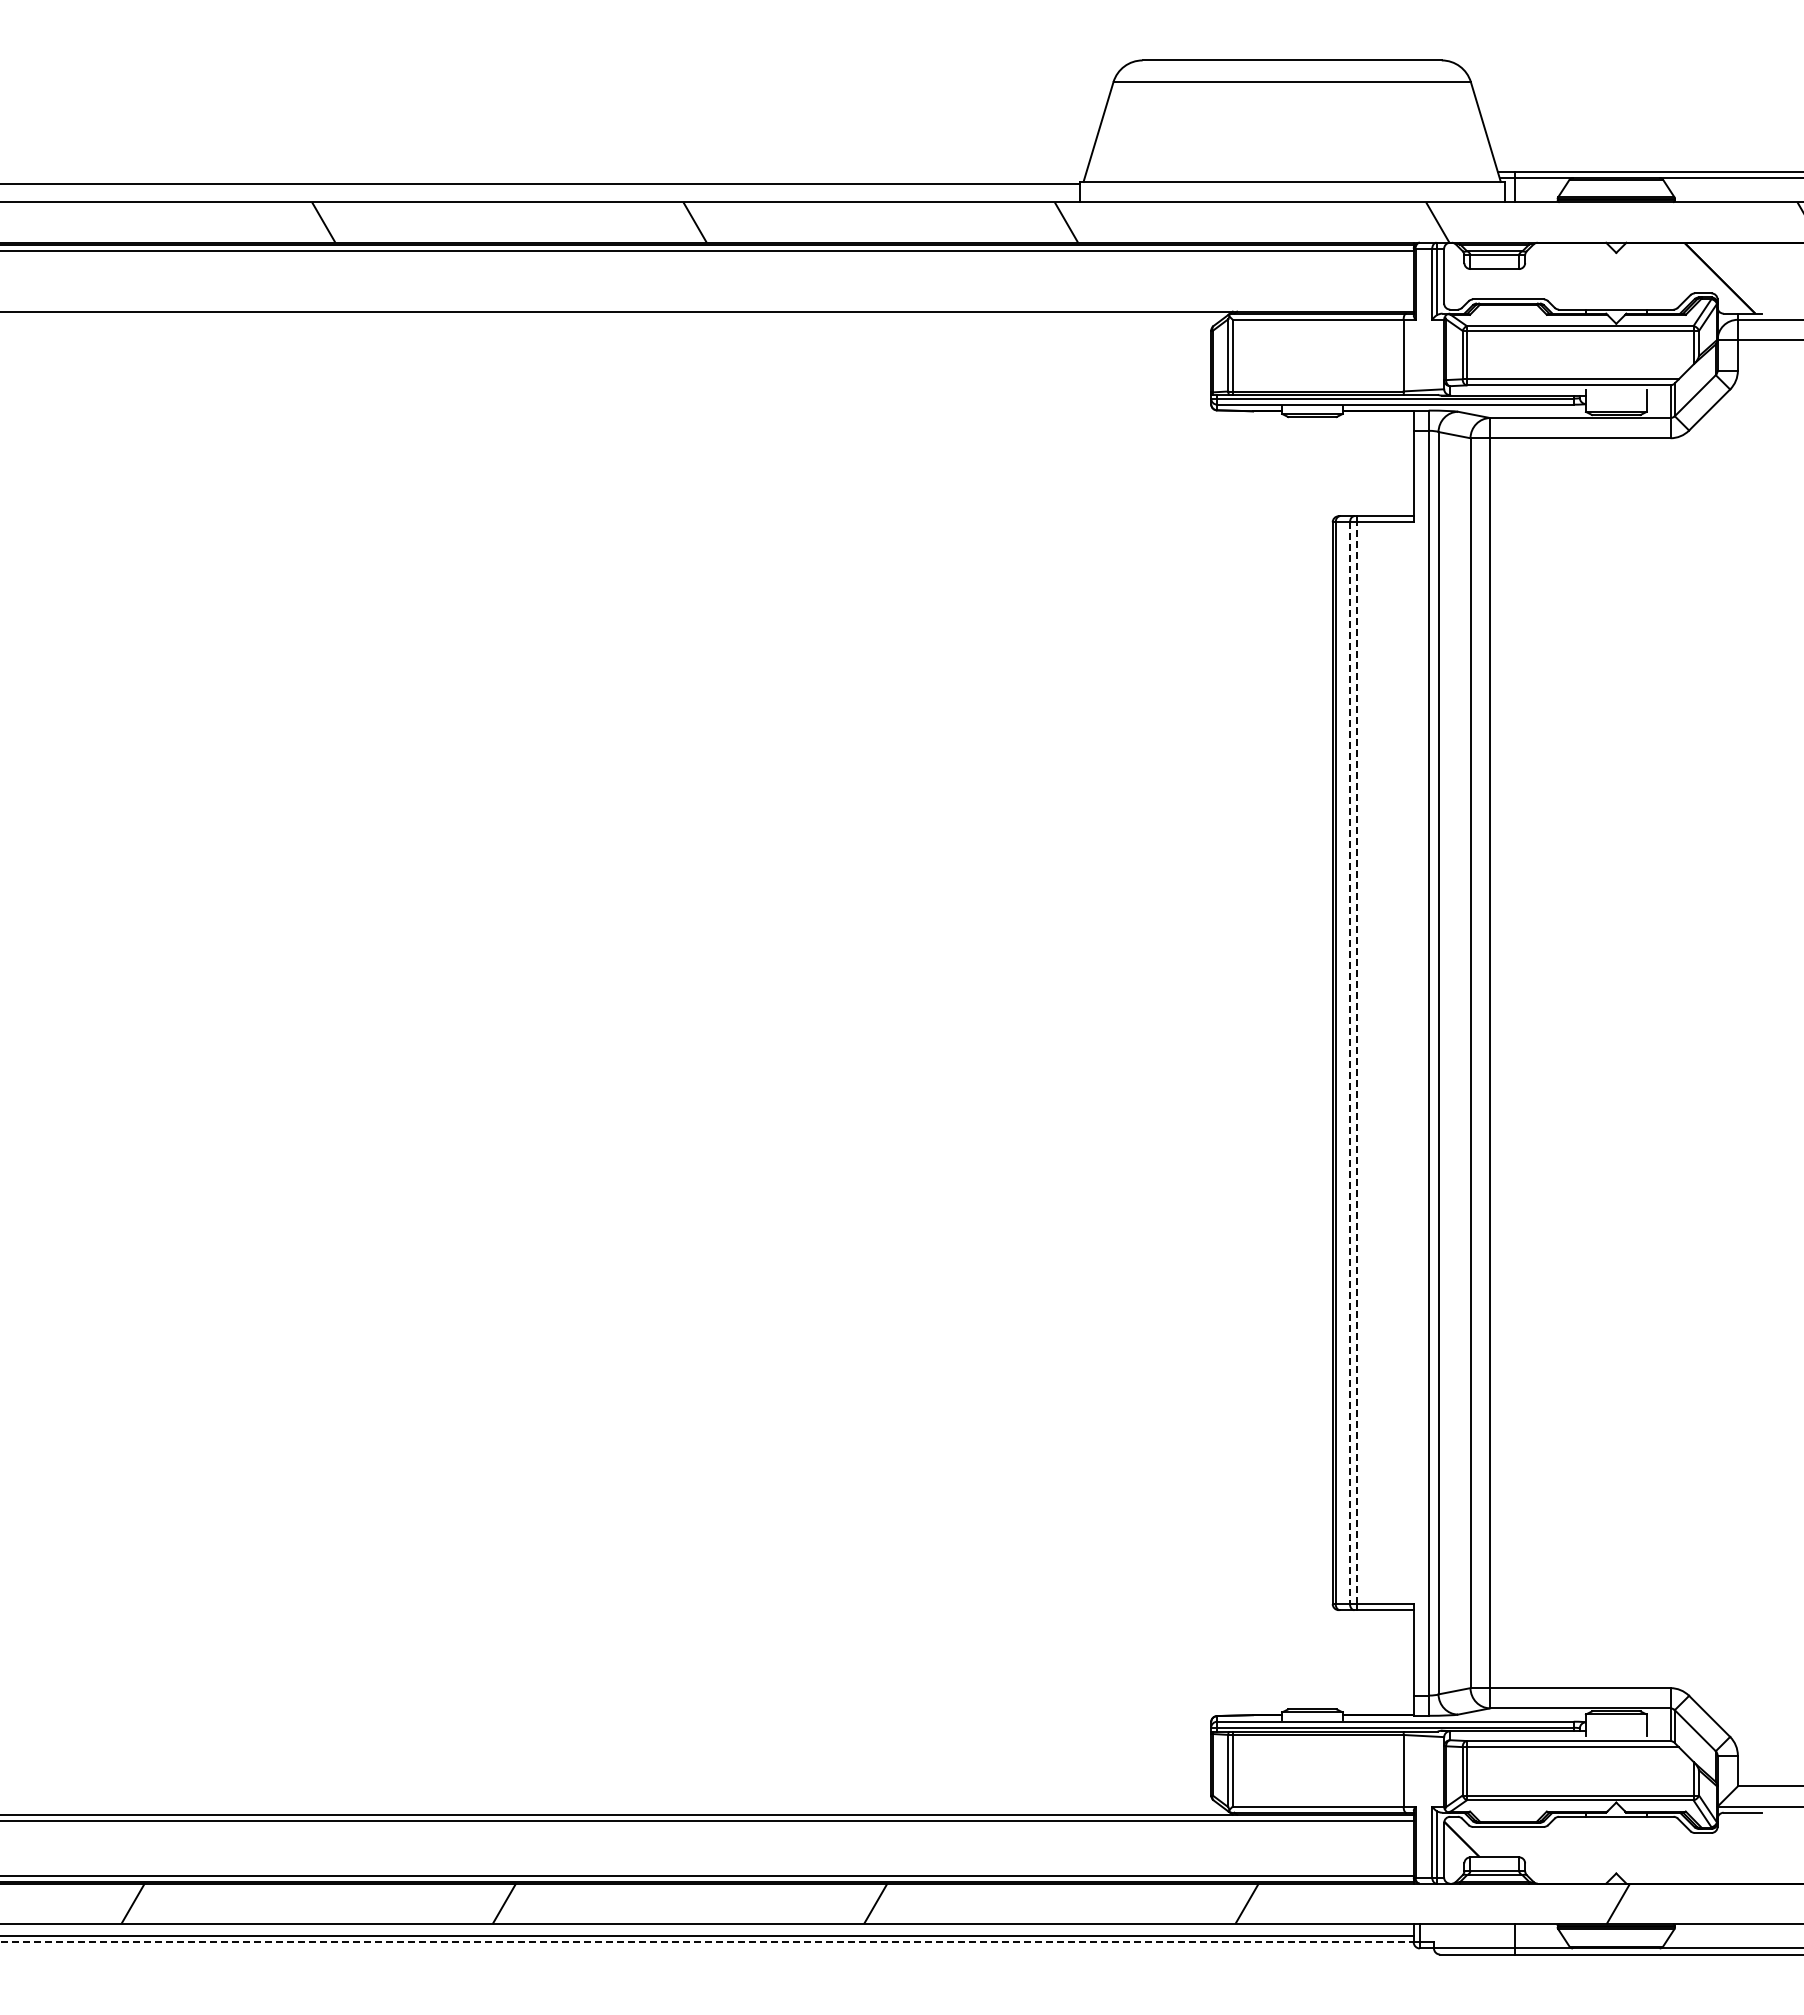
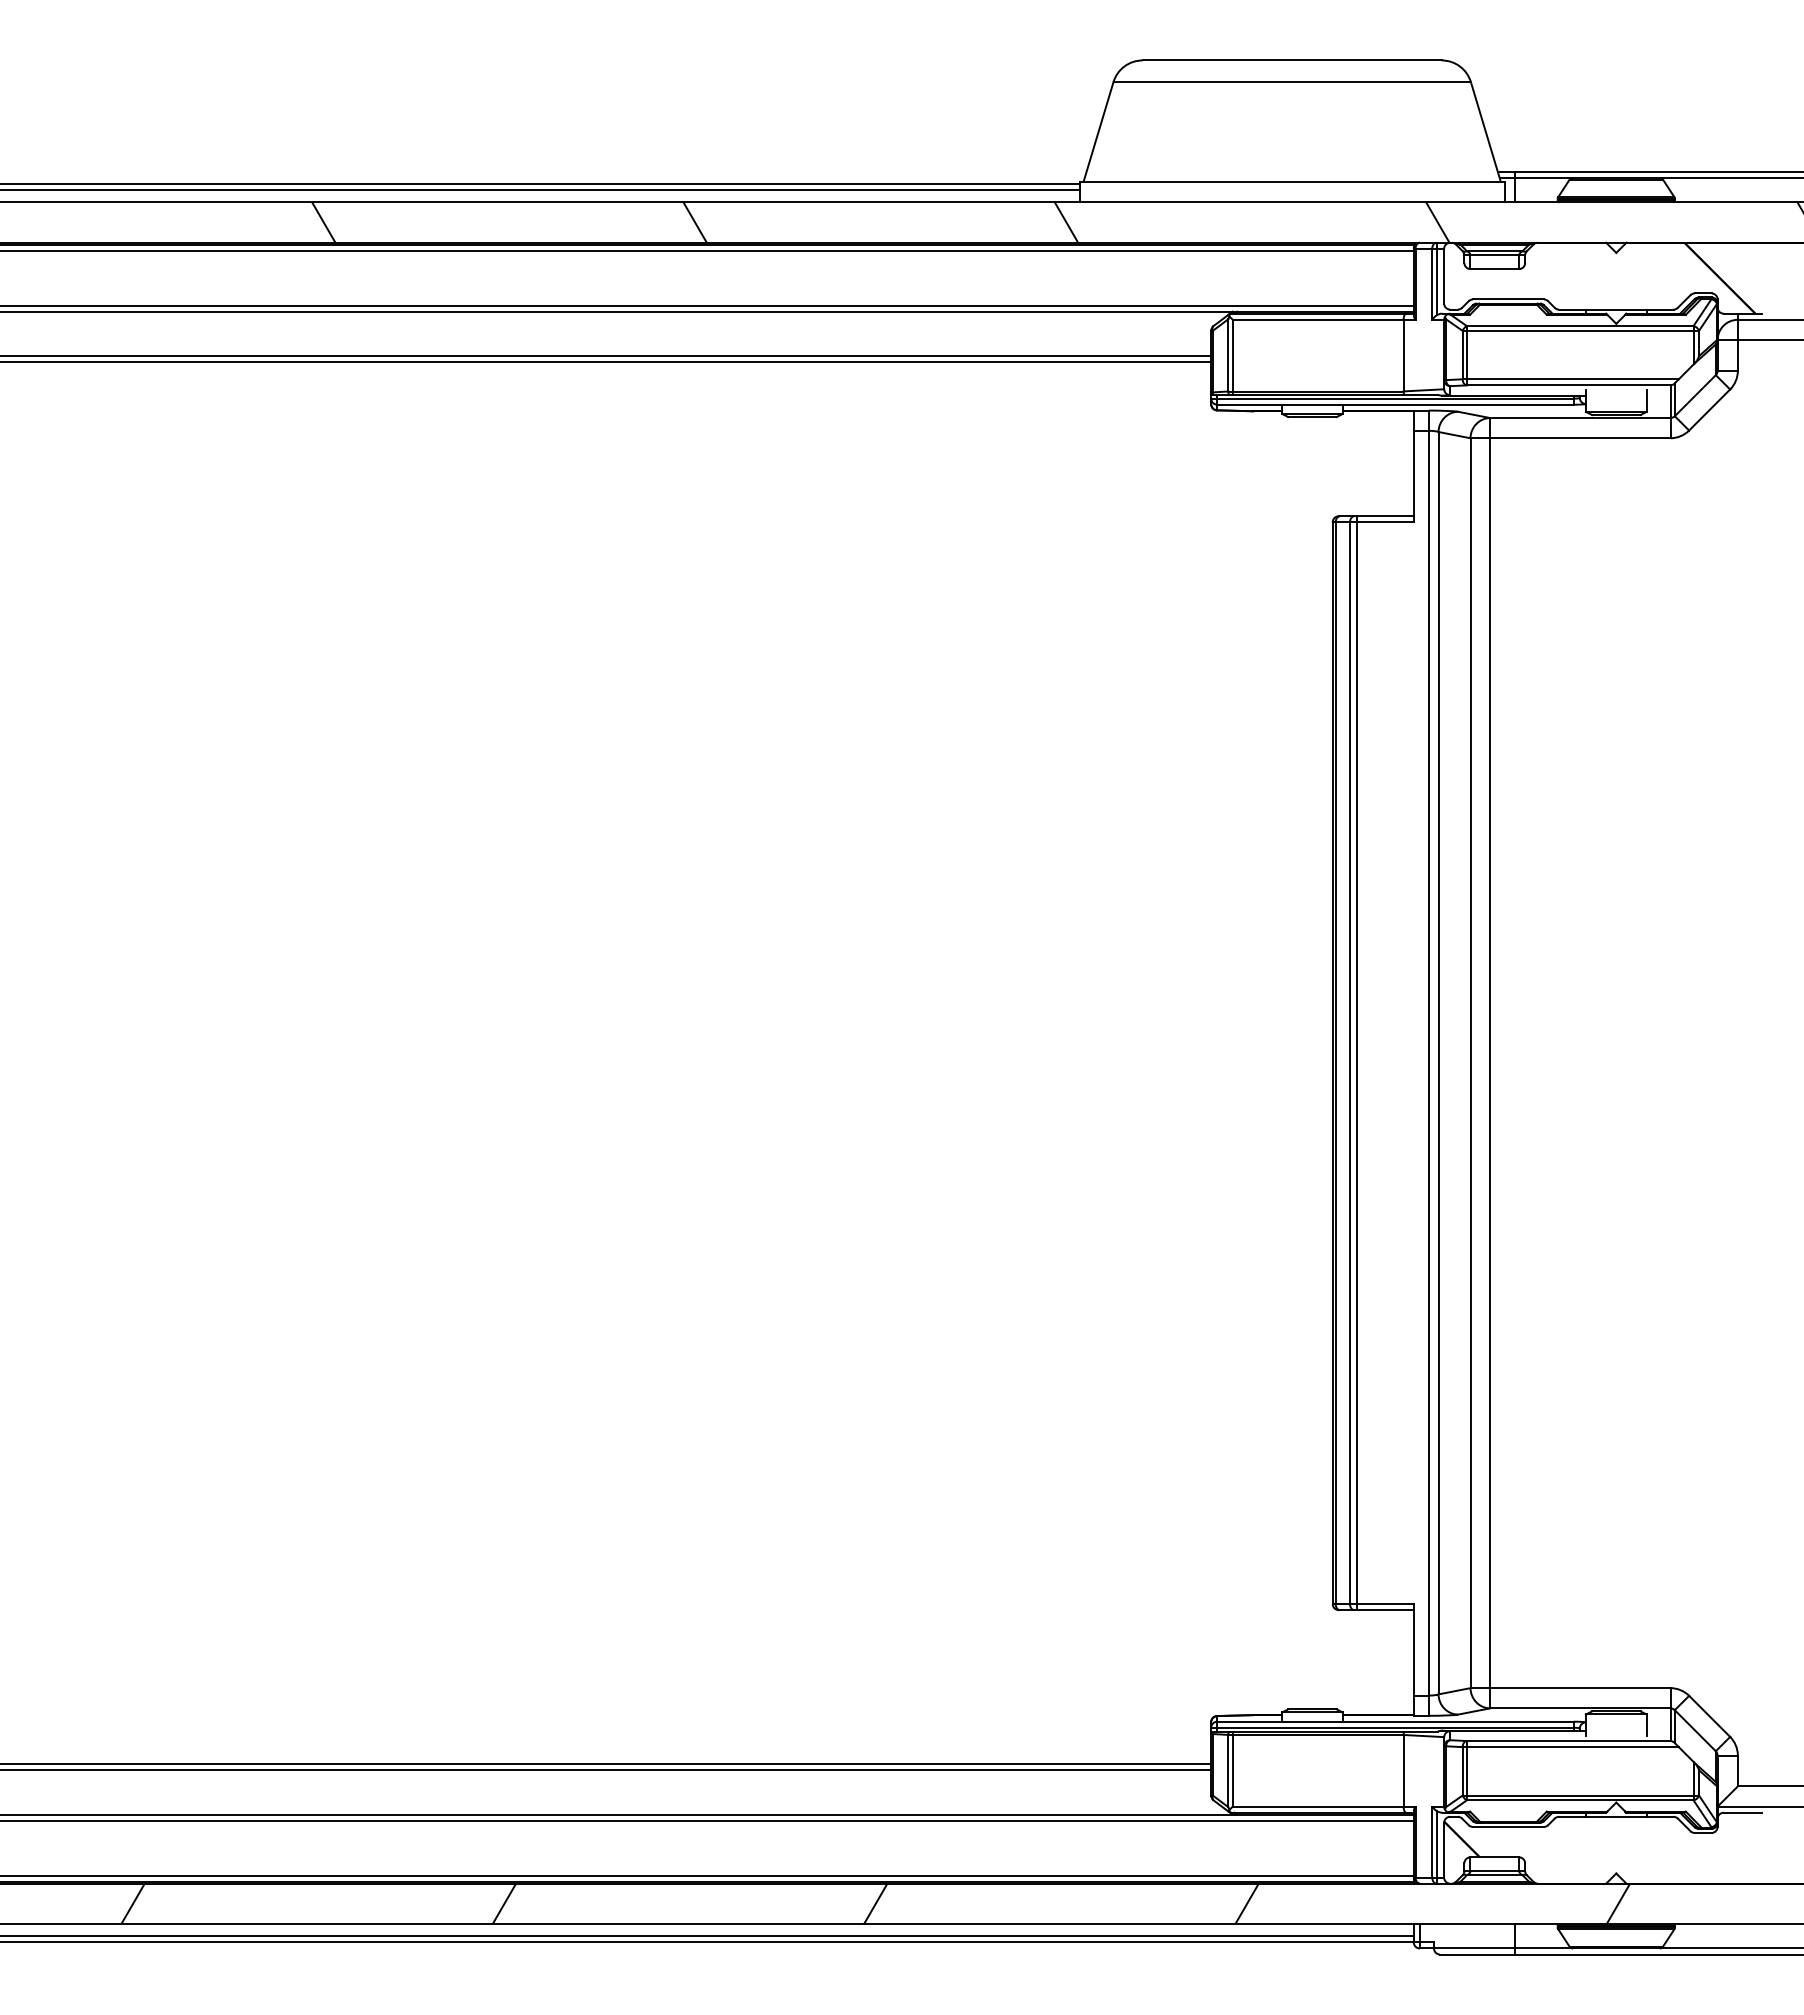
line: none -> present (540, 190)
line: none -> present (707, 305)
line: none -> present (606, 356)
line: none -> present (606, 362)
line: dashed -> solid (1350, 1063)
line: dashed -> solid (1357, 1063)
line: none -> present (606, 1764)
line: none -> present (606, 1770)
line: dashed -> solid (707, 1942)
